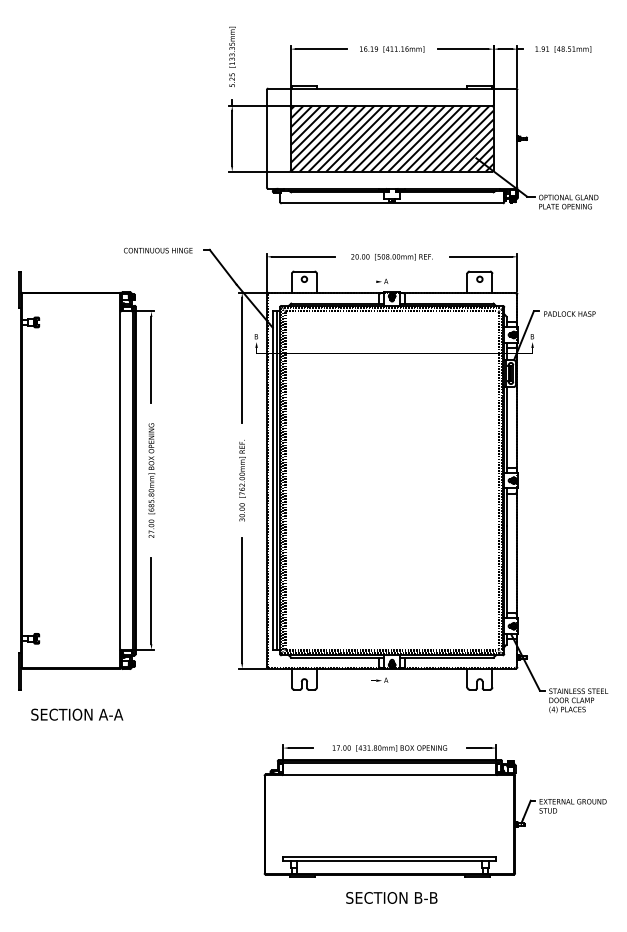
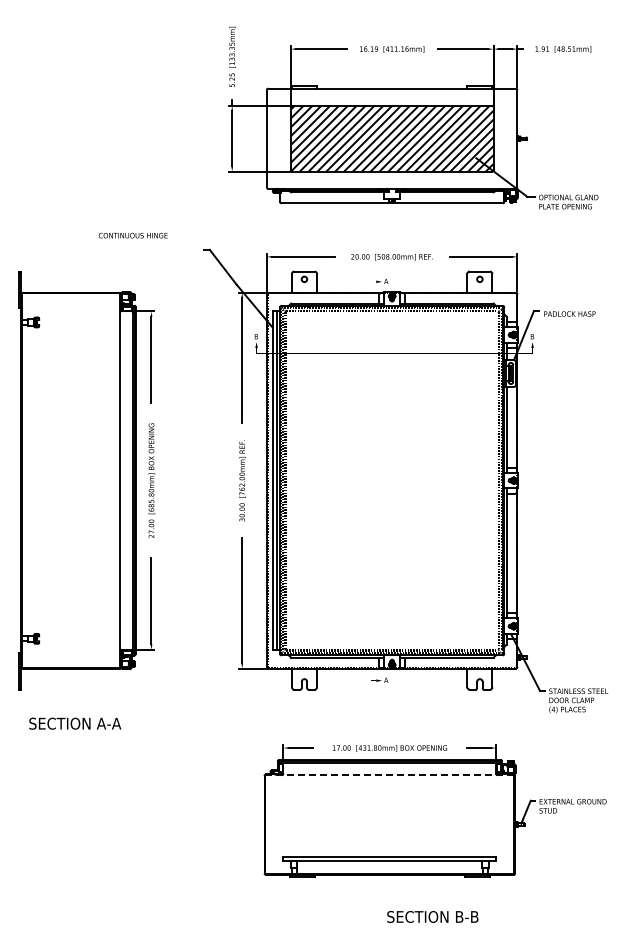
text position: (158, 250) -> (133, 235) (133, 235)
text position: (77, 714) -> (75, 723) (75, 723)
line: solid -> dashed (389, 775)
text position: (391, 897) -> (432, 916) (432, 916)
